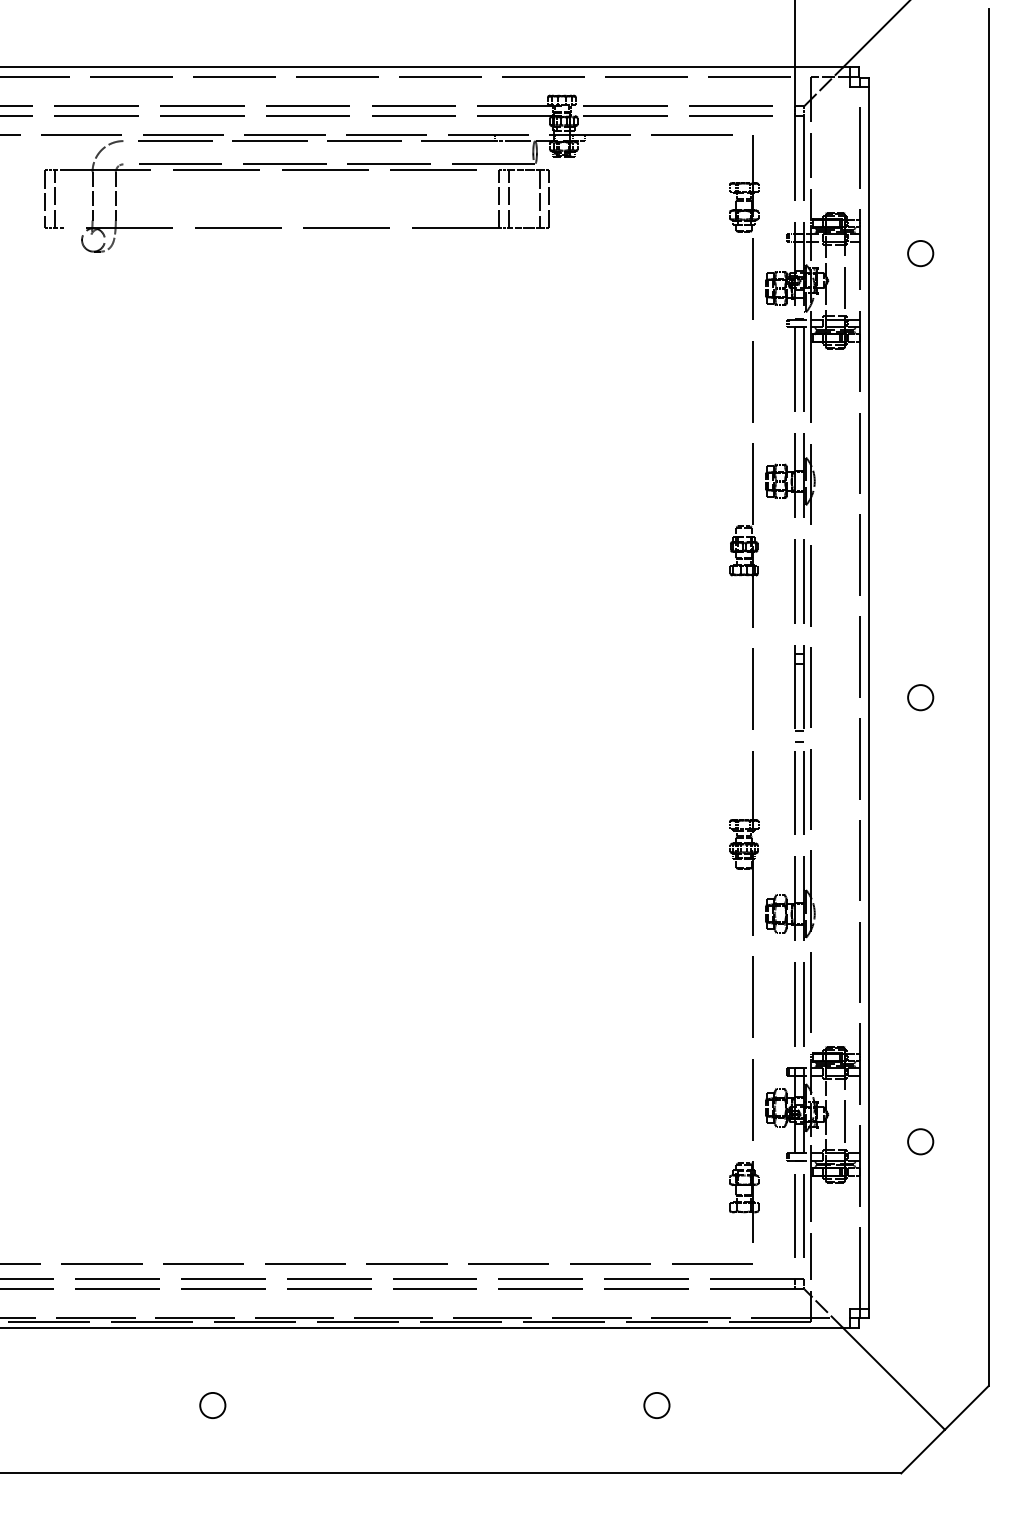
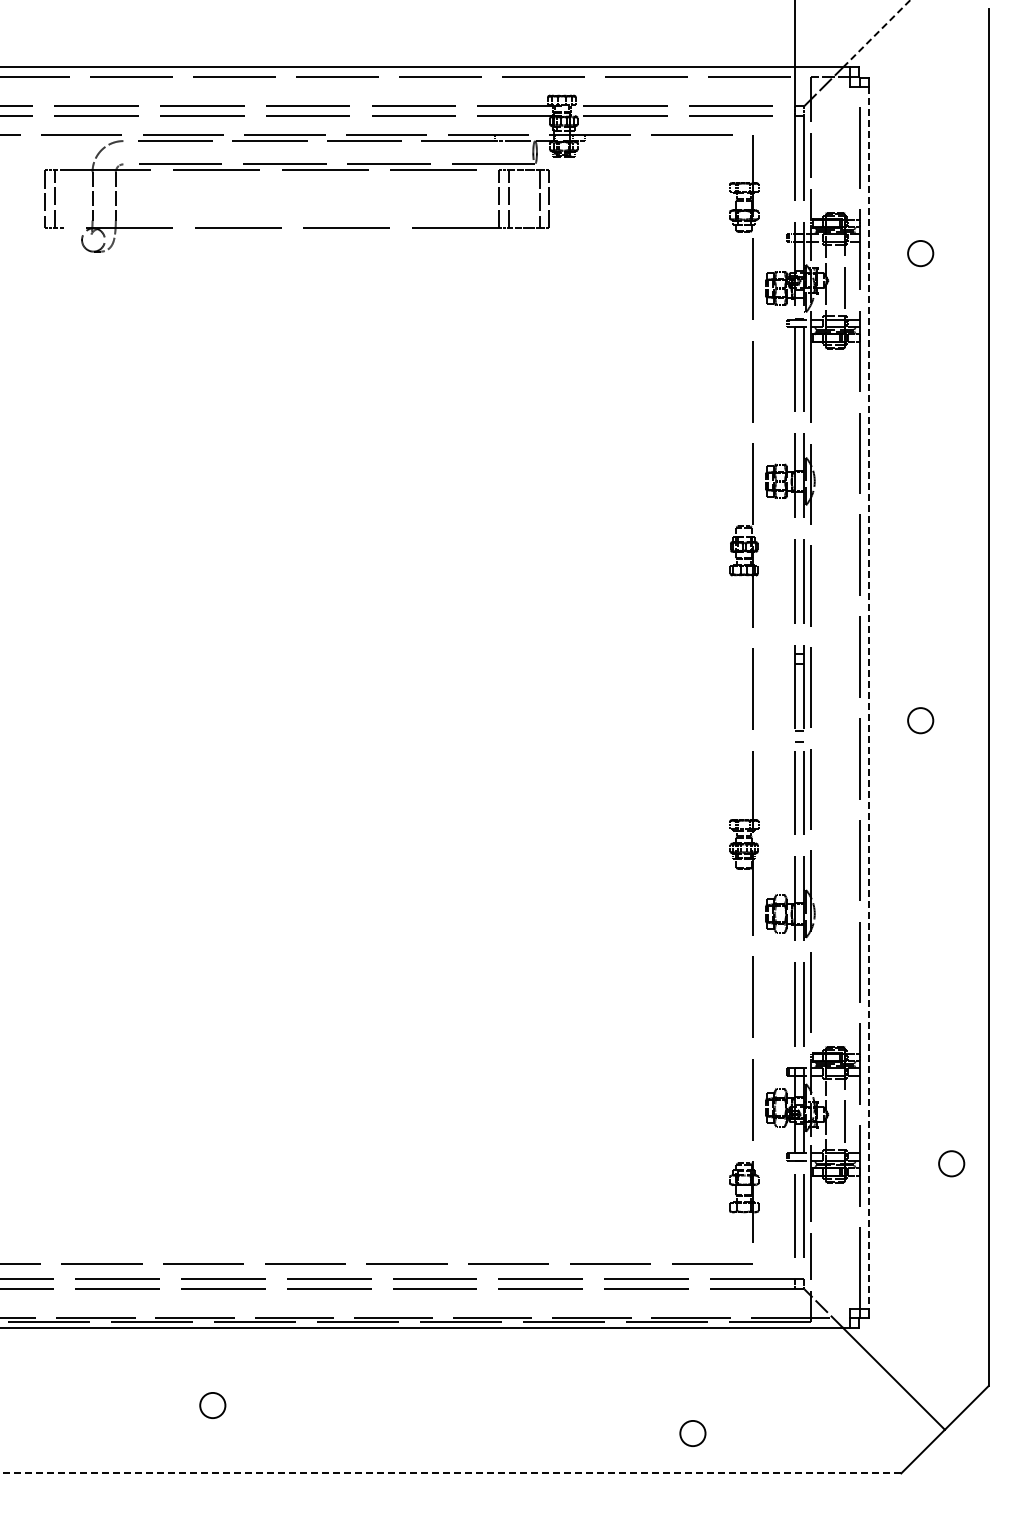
line: solid -> dashed (877, 33)
line: solid -> dashed (869, 697)
circle position: (920, 697) -> (920, 720) (920, 720)
circle position: (920, 1141) -> (951, 1163) (951, 1163)
circle position: (656, 1405) -> (692, 1433) (692, 1433)
line: solid -> dashed (450, 1473)
